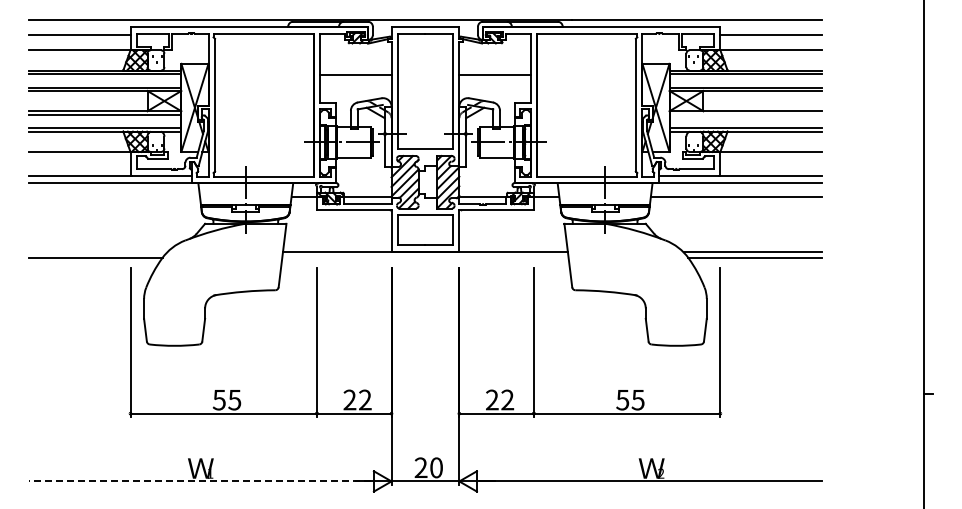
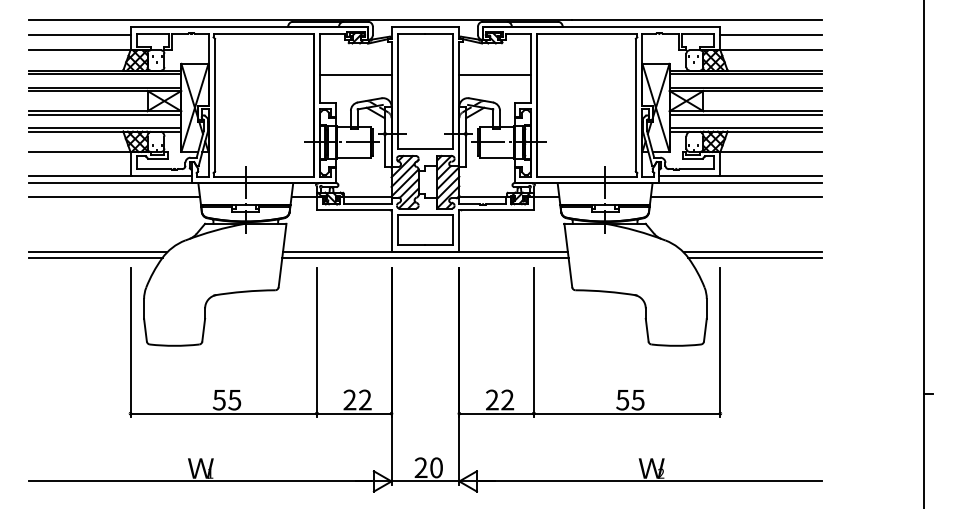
line: none -> present (745, 114)
line: none -> present (114, 196)
line: none -> present (97, 252)
line: none -> present (425, 257)
line: dashed -> solid (199, 481)
